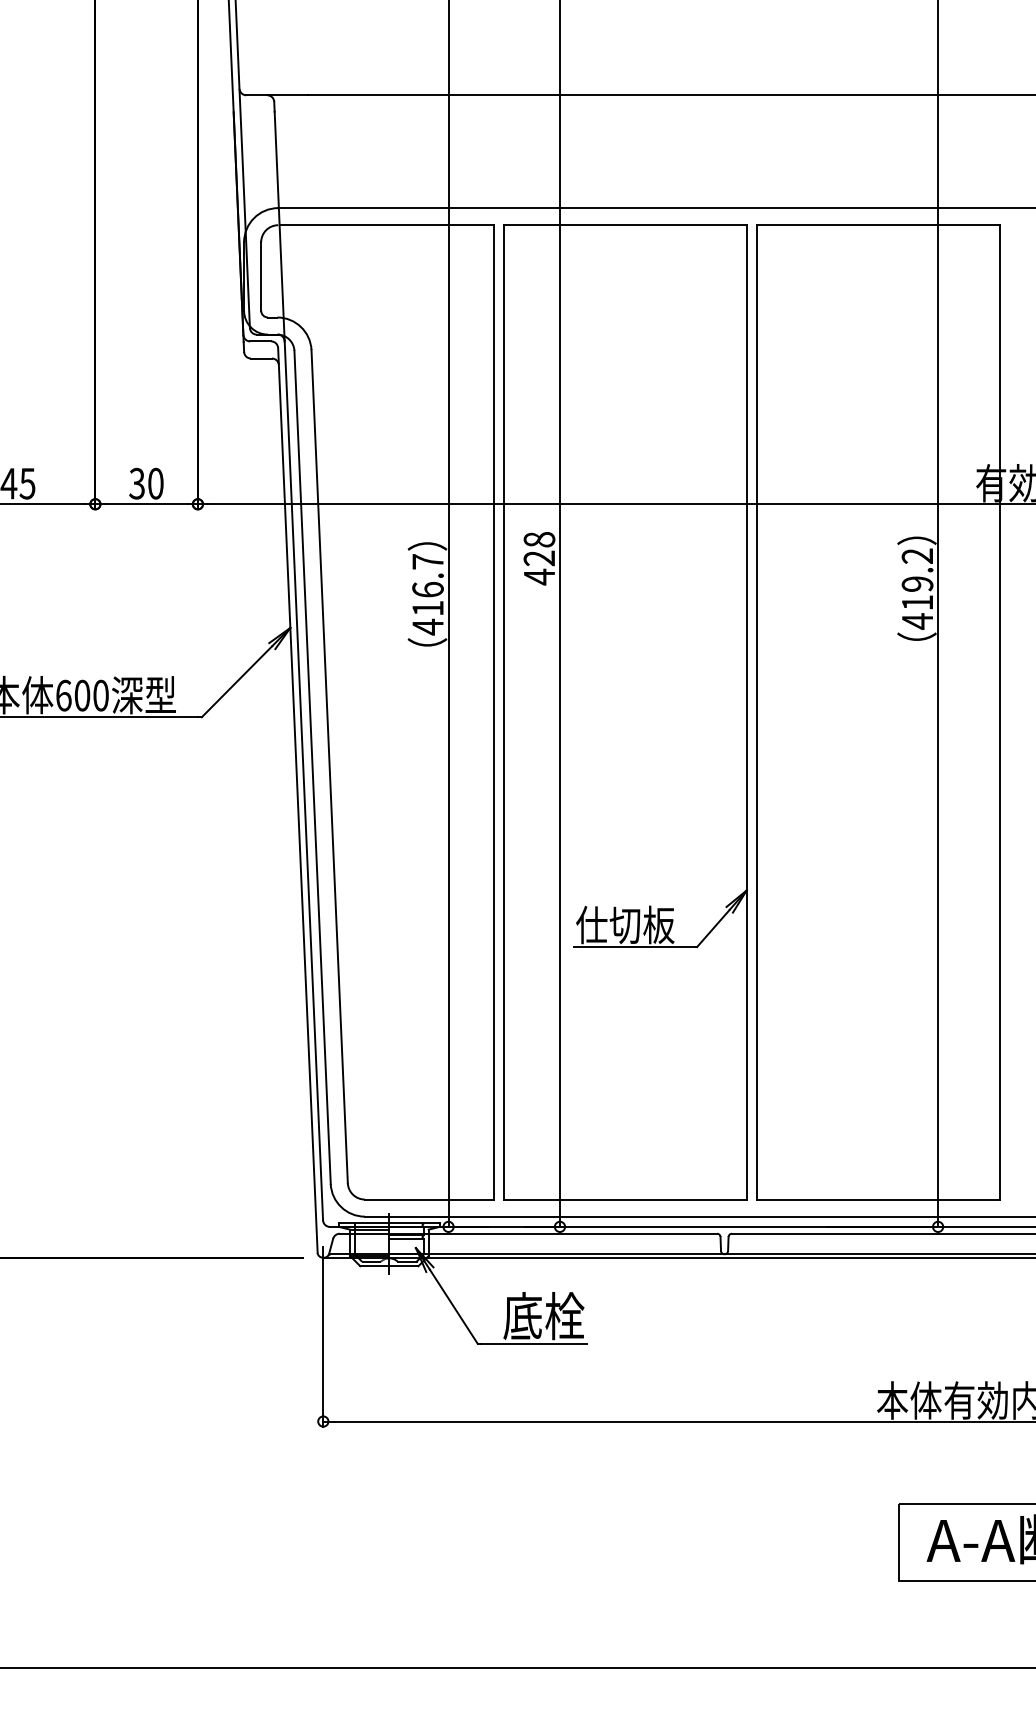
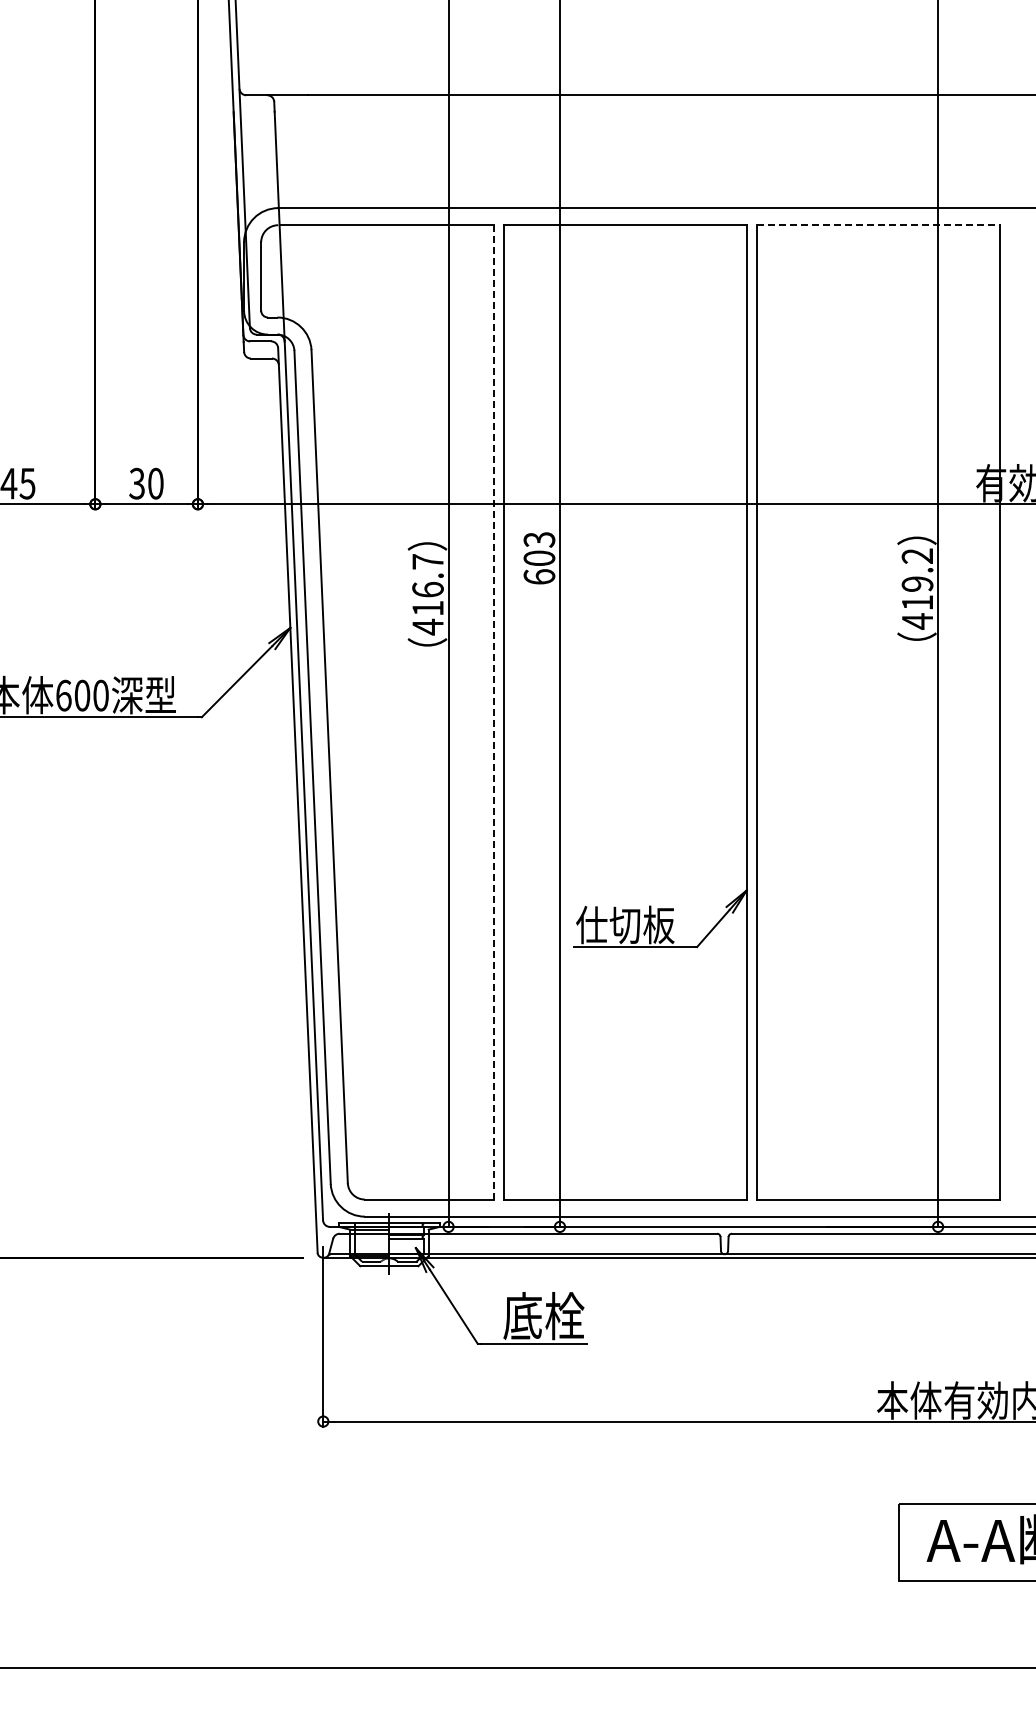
line: solid -> dashed (878, 225)
text: 428 -> 603 (539, 558)
line: solid -> dashed (493, 712)
